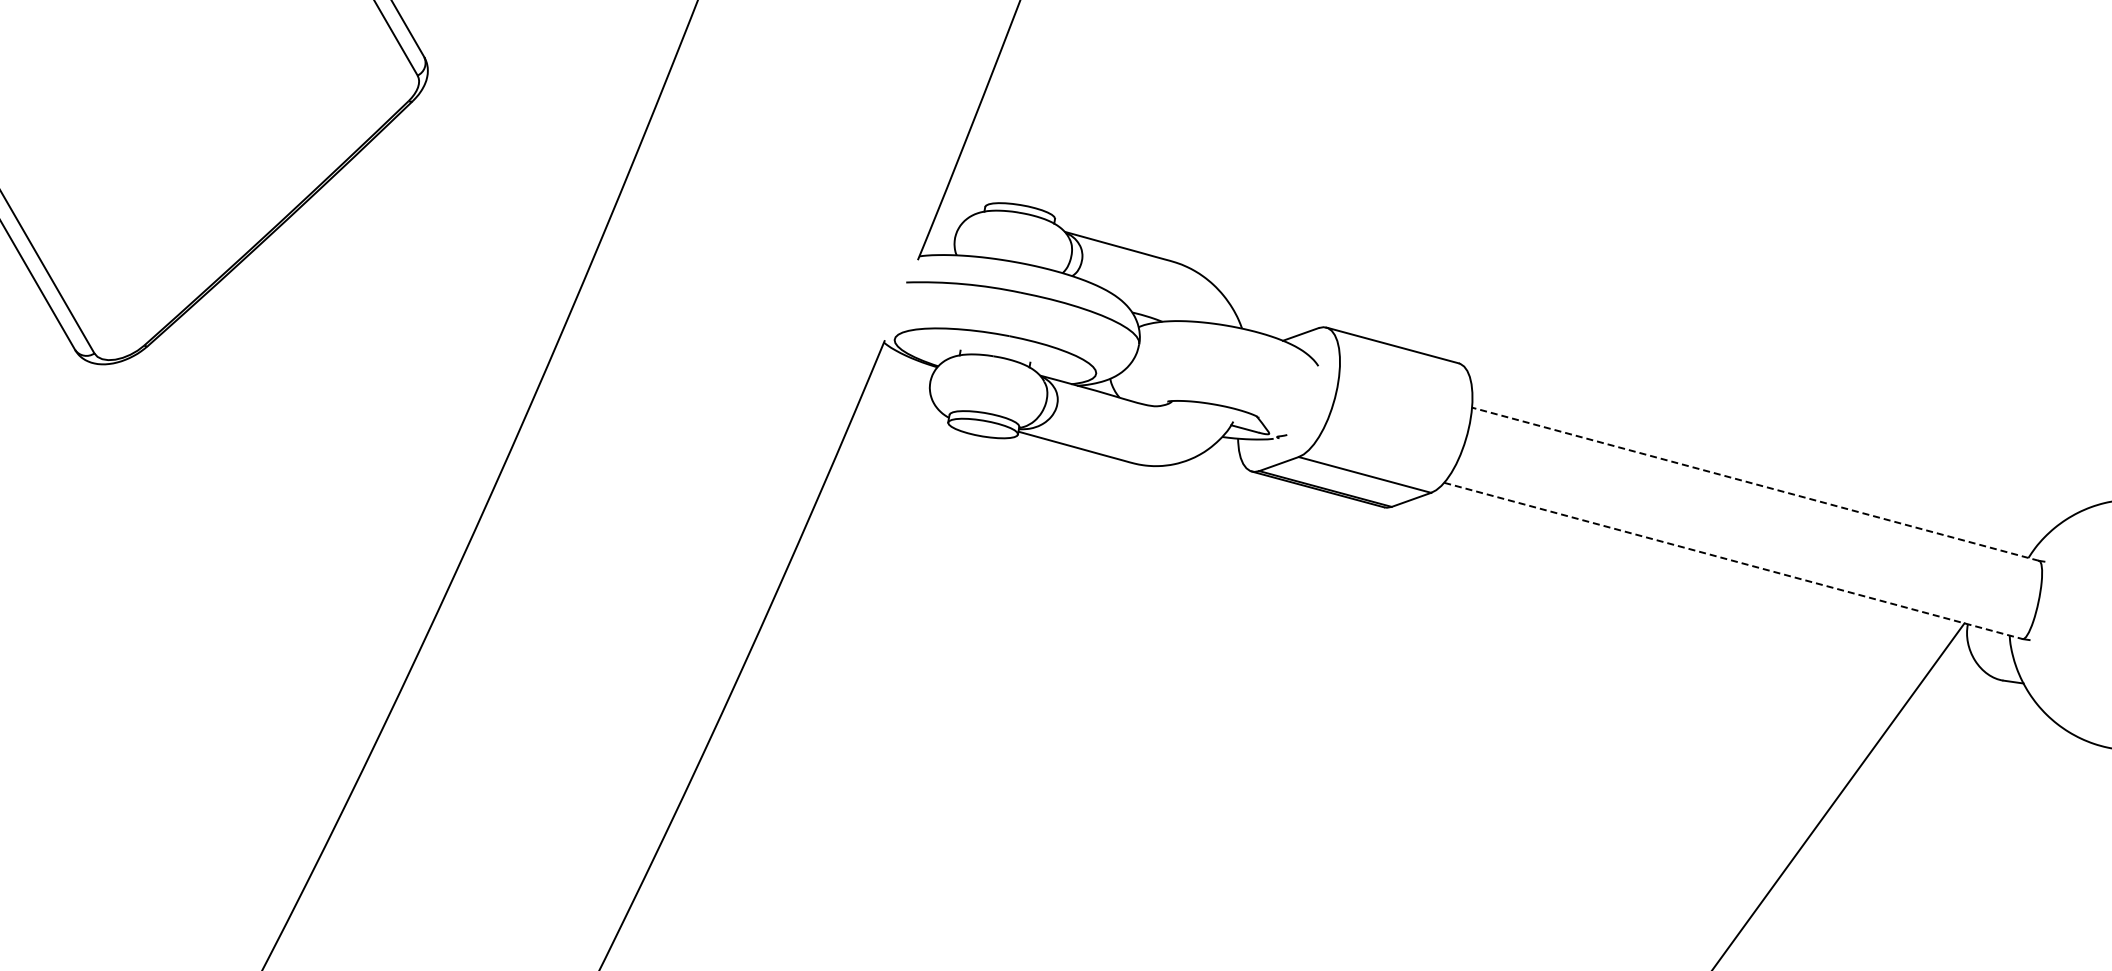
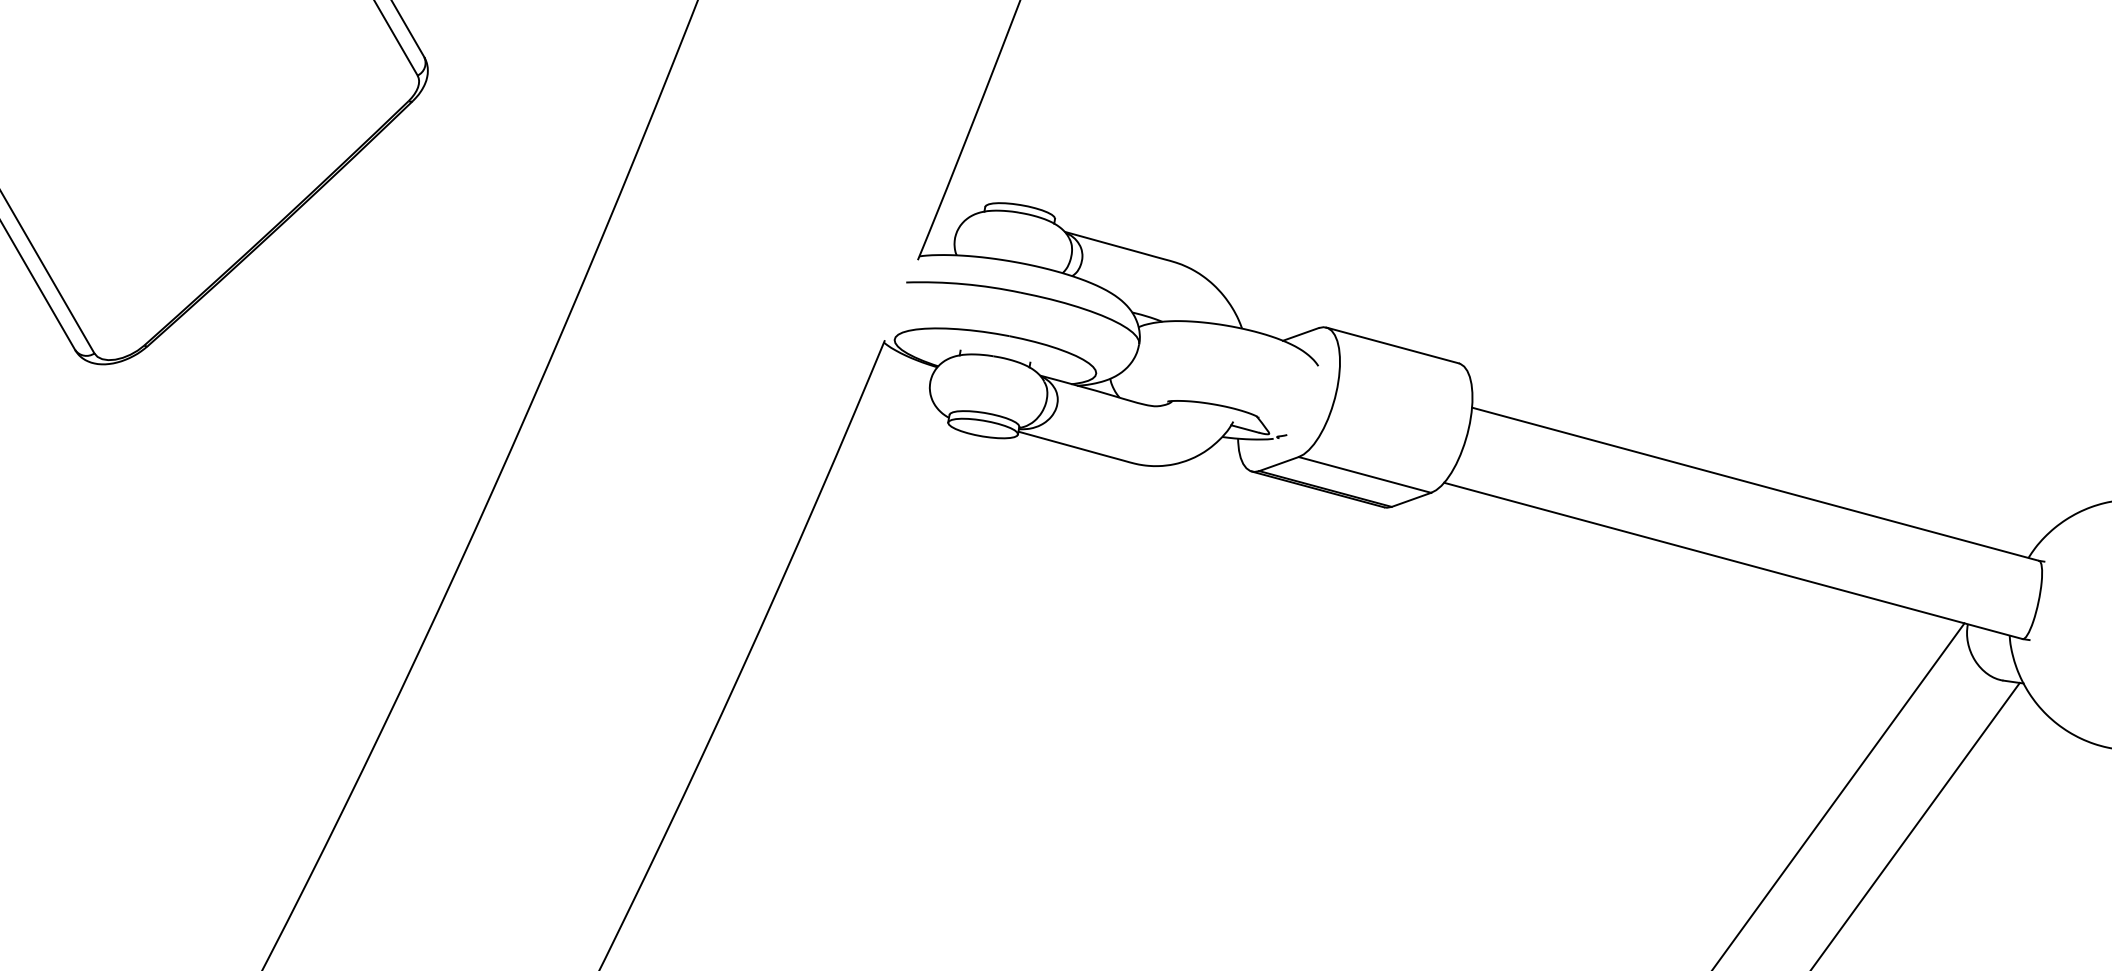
line: dashed -> solid (1755, 484)
line: dashed -> solid (1733, 560)
line: none -> present (1915, 824)
